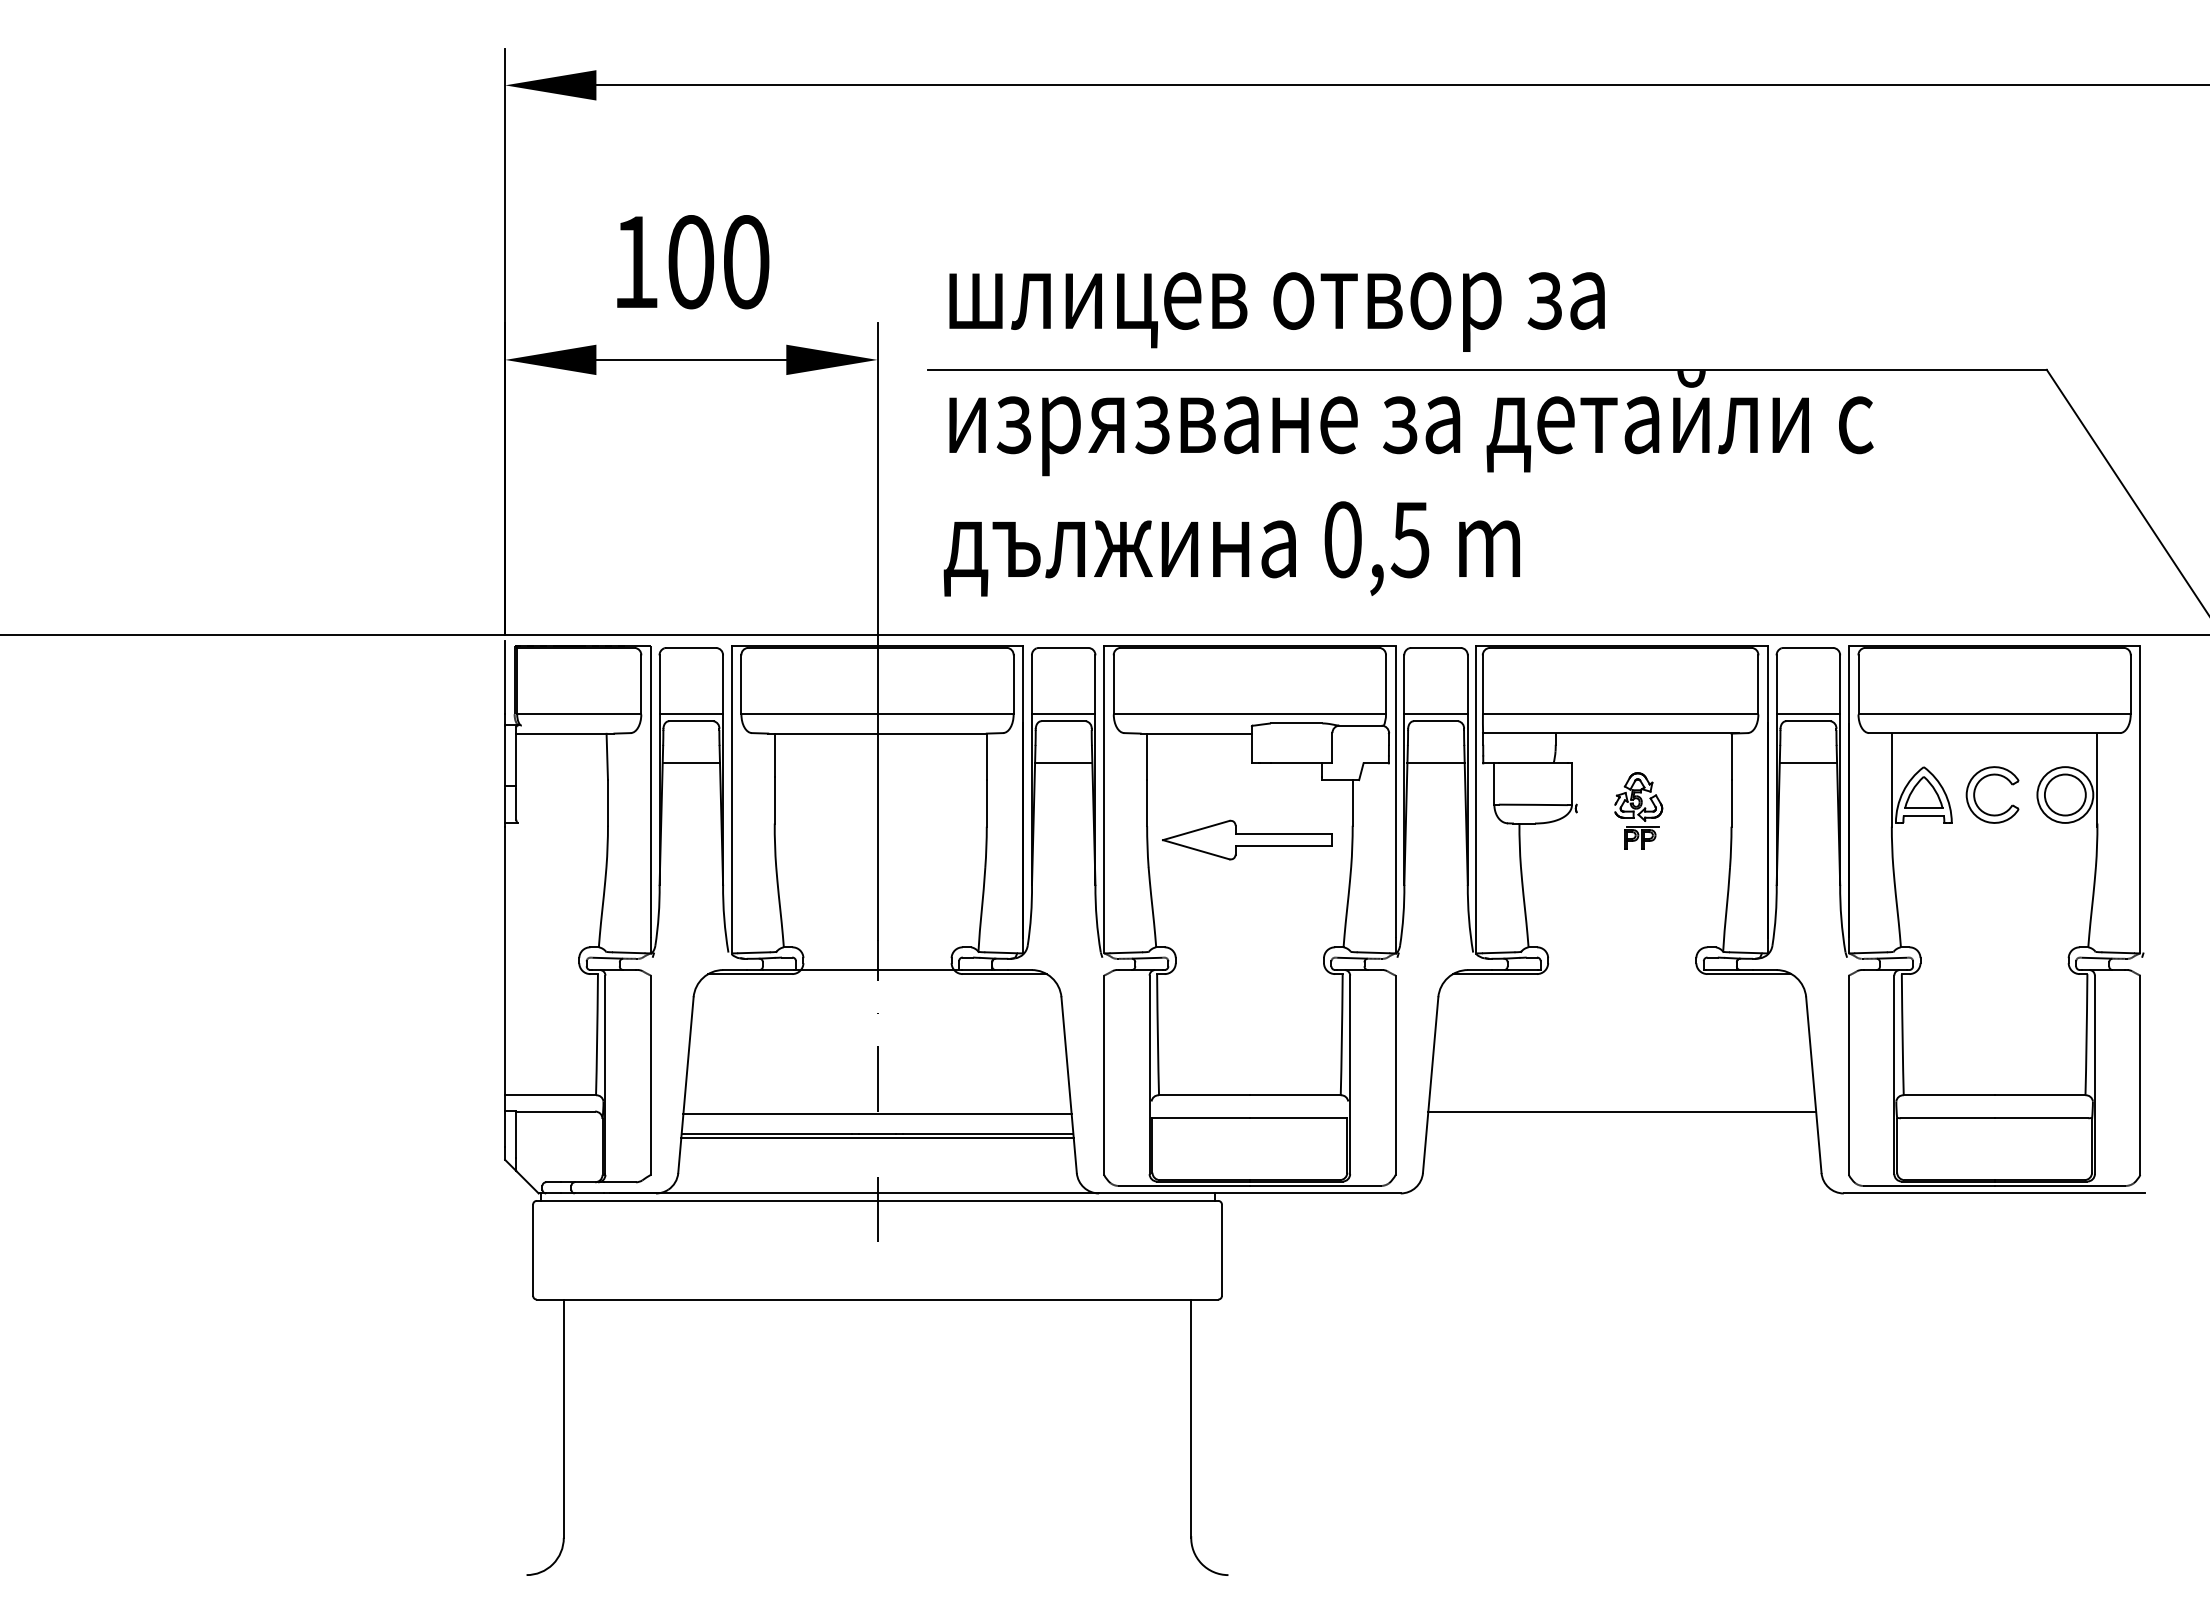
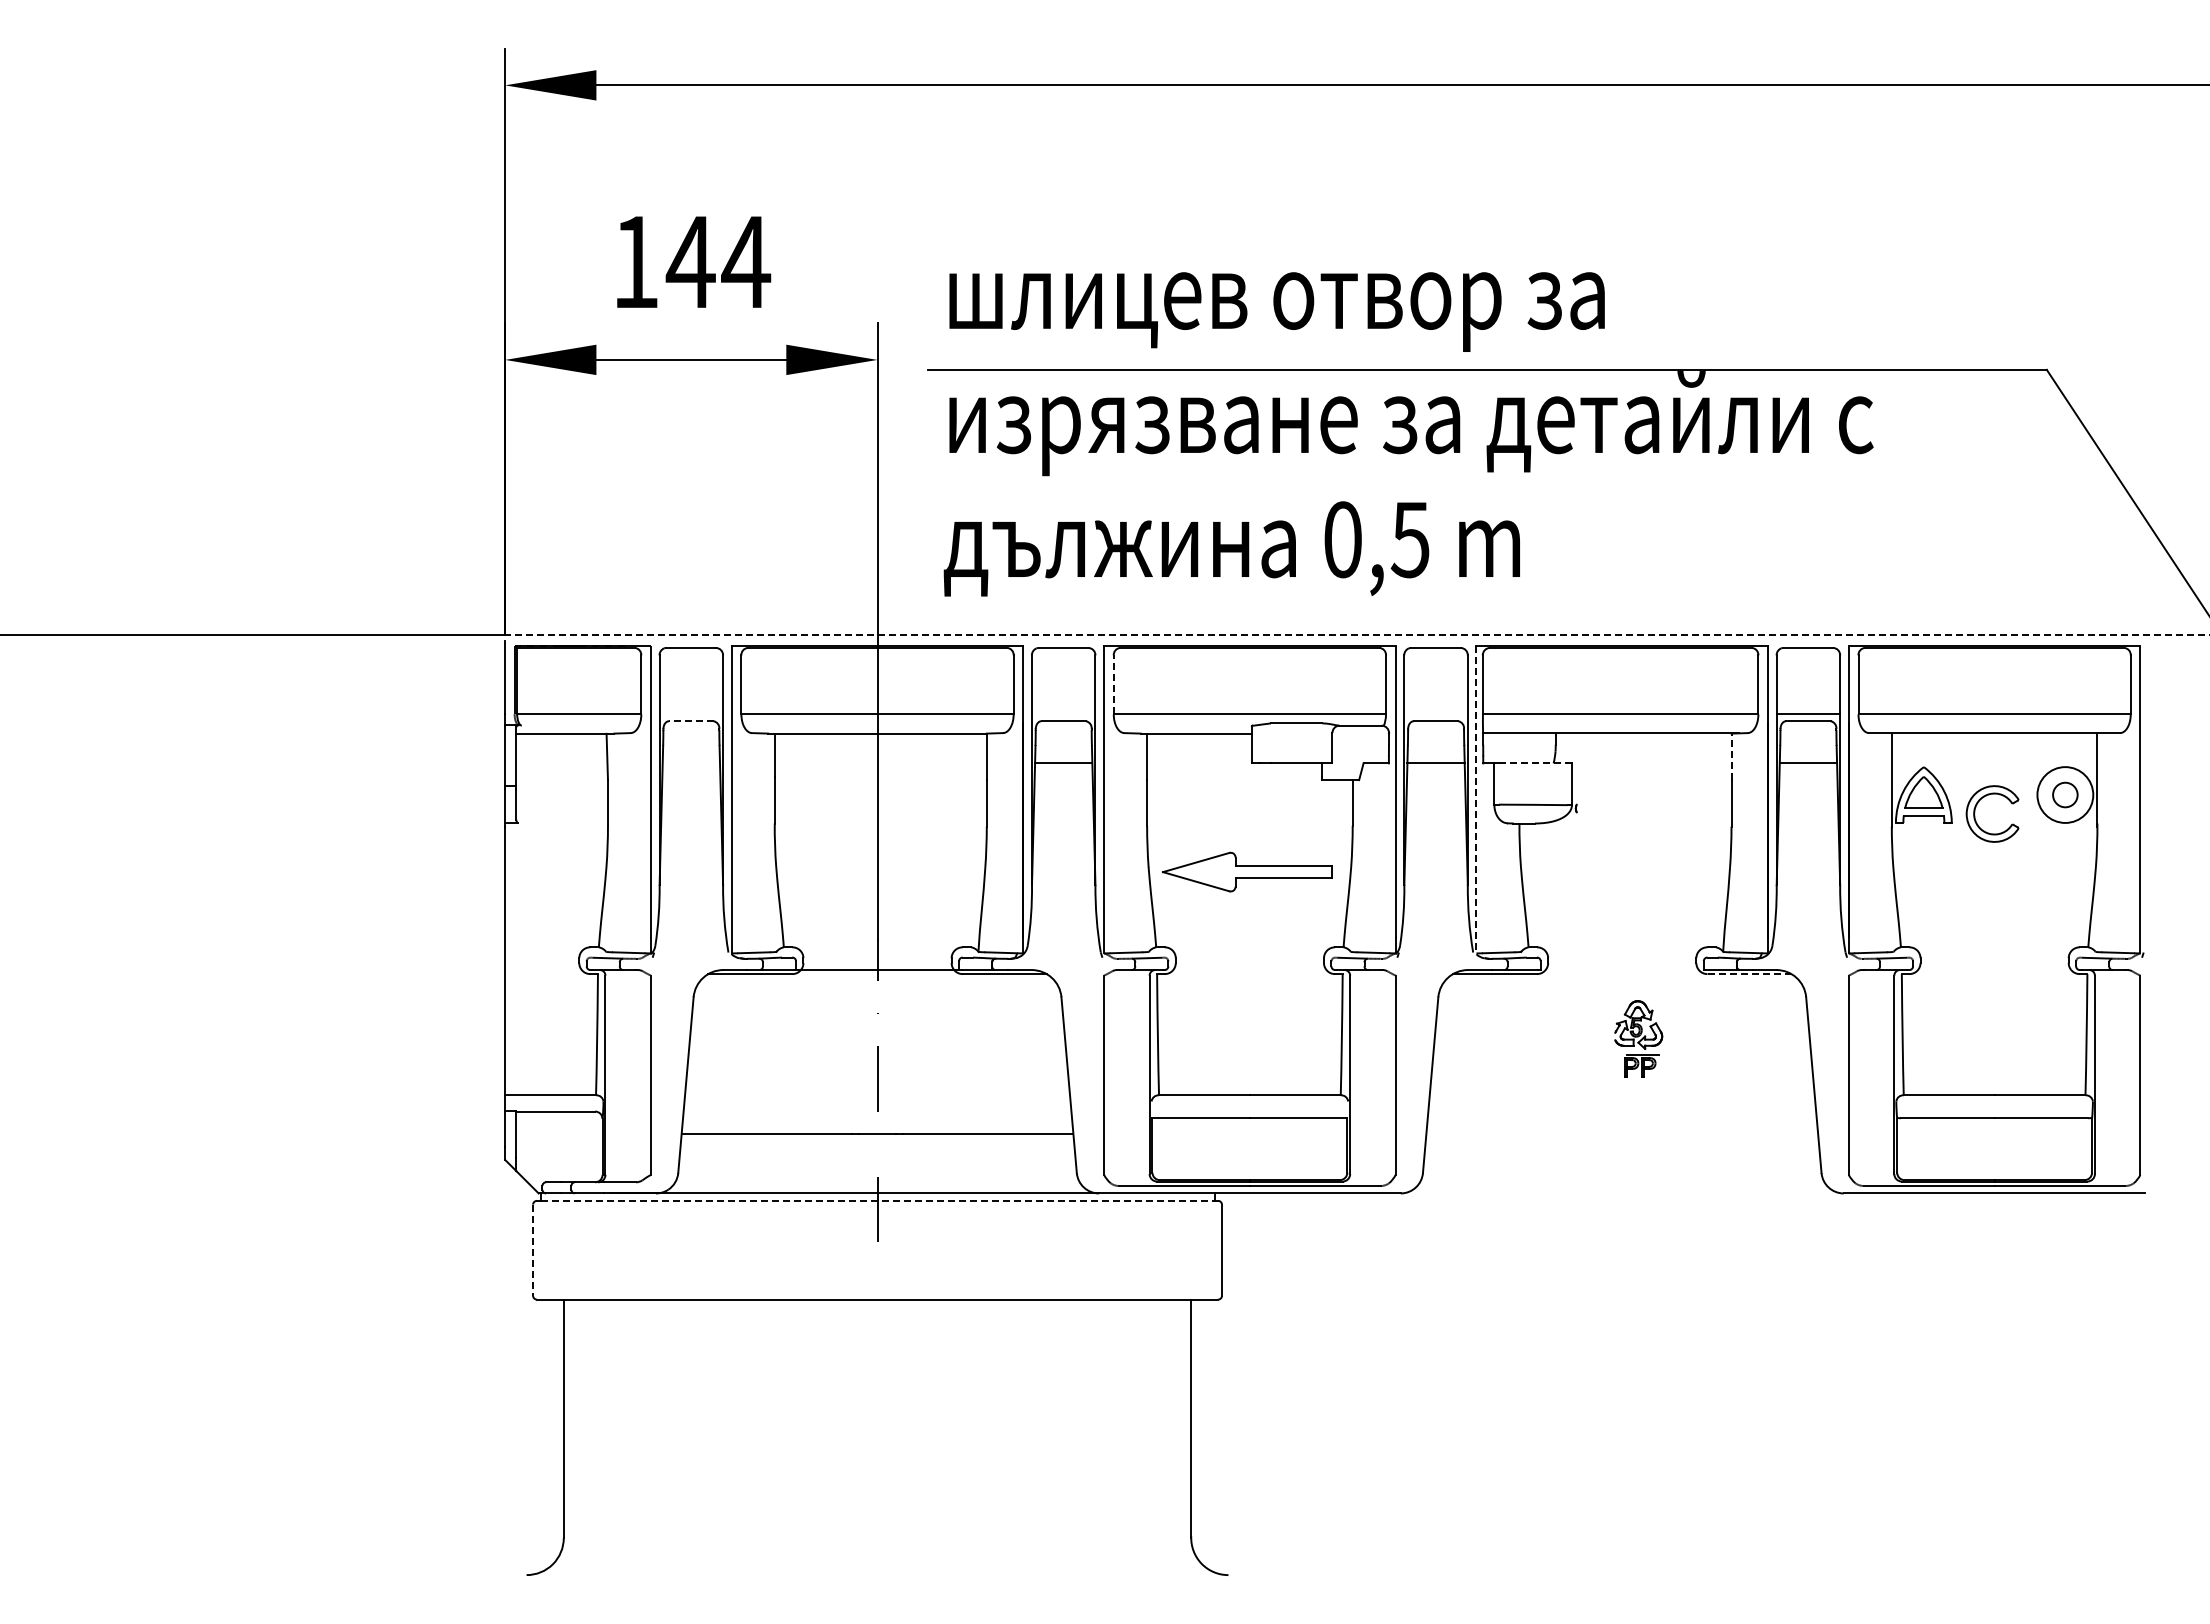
text: 100 -> 144 (718, 262)
line: solid -> dashed (1357, 634)
line: solid -> dashed (1113, 684)
line: present -> none (691, 714)
line: present -> none (1063, 714)
line: present -> none (1435, 714)
line: solid -> dashed (690, 721)
line: solid -> dashed (1731, 756)
line: present -> none (691, 763)
line: solid -> dashed (1533, 763)
part position: (1977, 786) -> (1977, 805) (1977, 805)
circle diameter: 41 px -> 25 px (2065, 794)
line: solid -> dashed (1476, 800)
part position: (1638, 810) -> (1638, 1038) (1638, 1038)
part position: (1247, 839) -> (1247, 871) (1247, 871)
line: solid -> dashed (1749, 974)
line: present -> none (1622, 1111)
line: present -> none (877, 1114)
line: present -> none (877, 1138)
line: solid -> dashed (877, 1200)
line: solid -> dashed (533, 1250)
